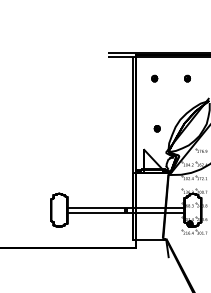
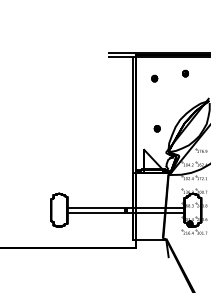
part position: (187, 78) -> (185, 73) (185, 73)
